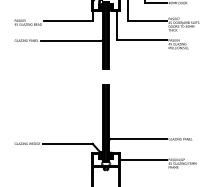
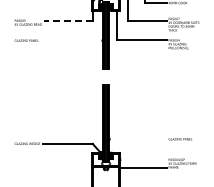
line: solid -> dashed (67, 20)
line: present -> none (71, 40)
line: present -> none (137, 139)
line position: (142, 159) -> (142, 167) (142, 167)
